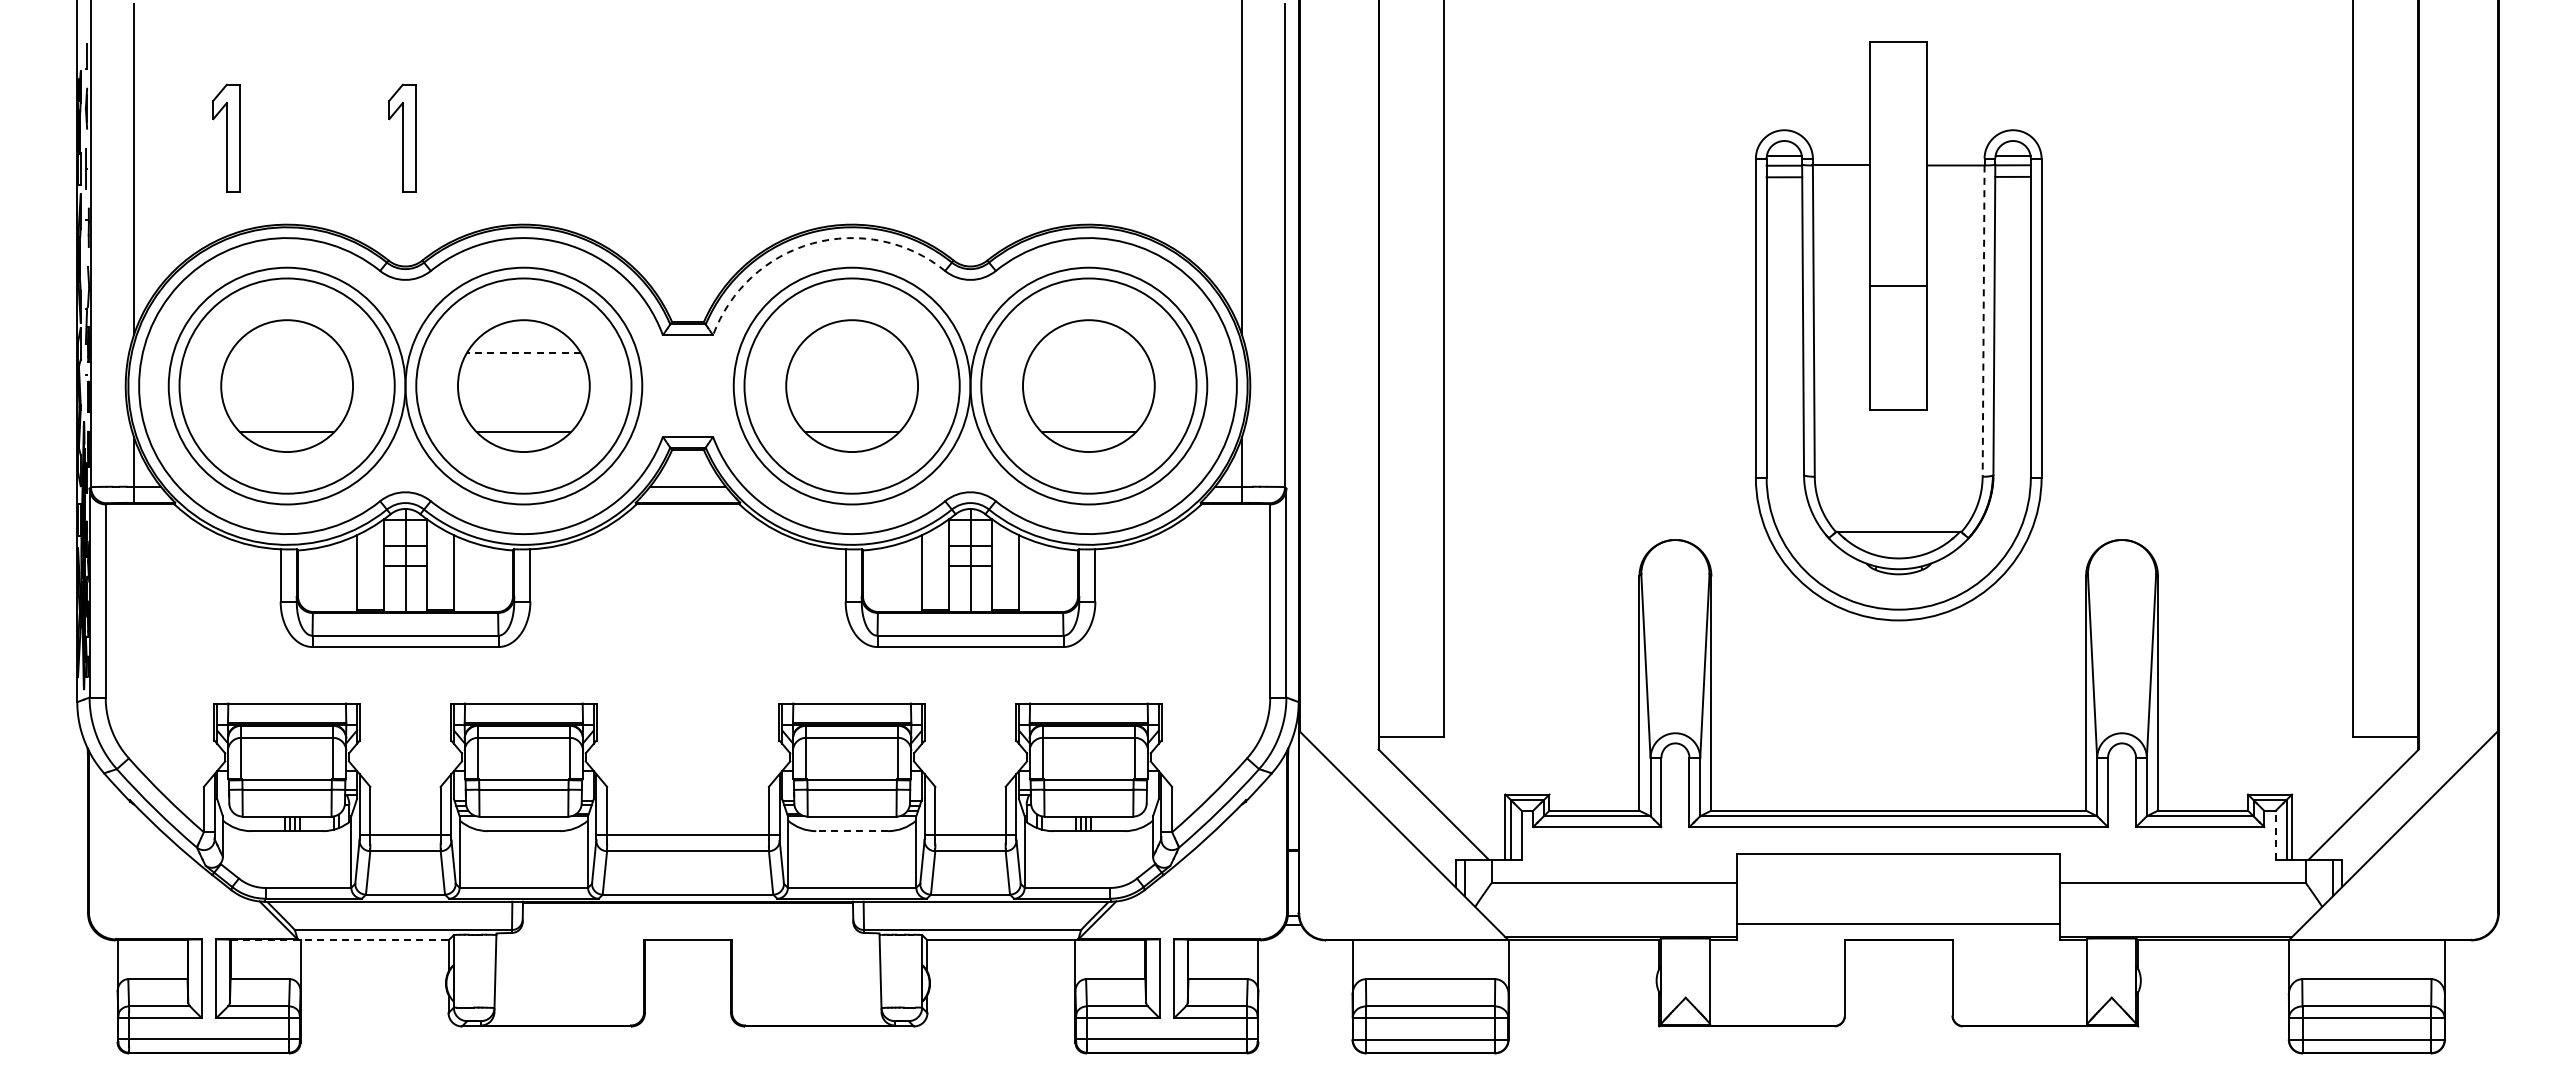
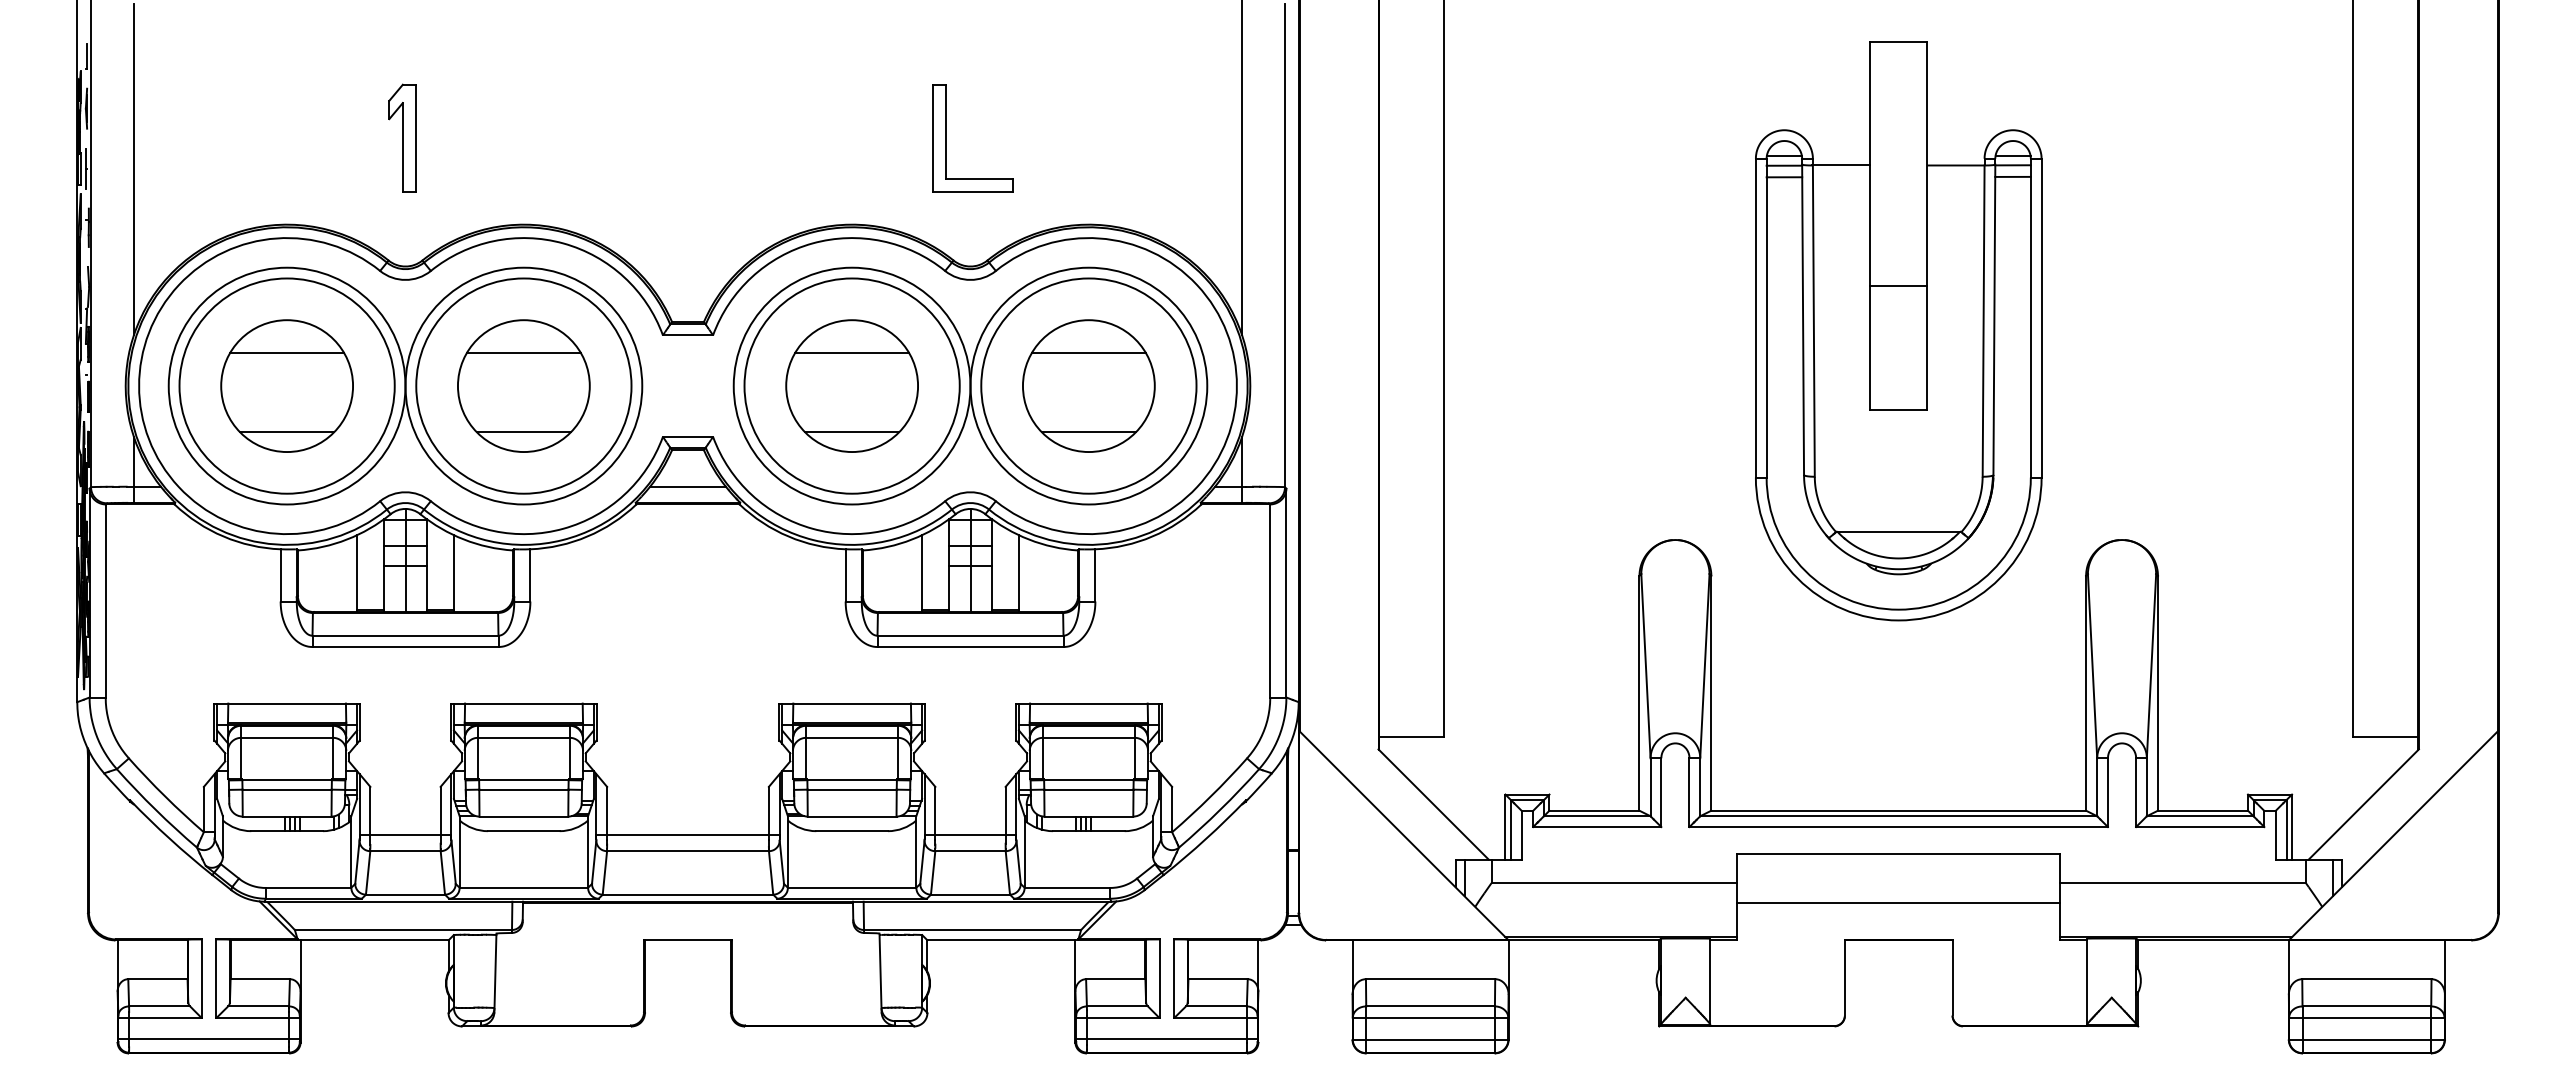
part: present -> none (226, 137)
part: none -> present (946, 138)
arc: dashed -> solid (812, 243)
line: dashed -> solid (1983, 321)
line: none -> present (286, 353)
line: dashed -> solid (523, 353)
line: none -> present (851, 353)
line: none -> present (1088, 353)
line: dashed -> solid (852, 831)
line: dashed -> solid (2275, 834)
line position: (1898, 923) -> (1898, 902) (1898, 902)
line: dashed -> solid (339, 940)
